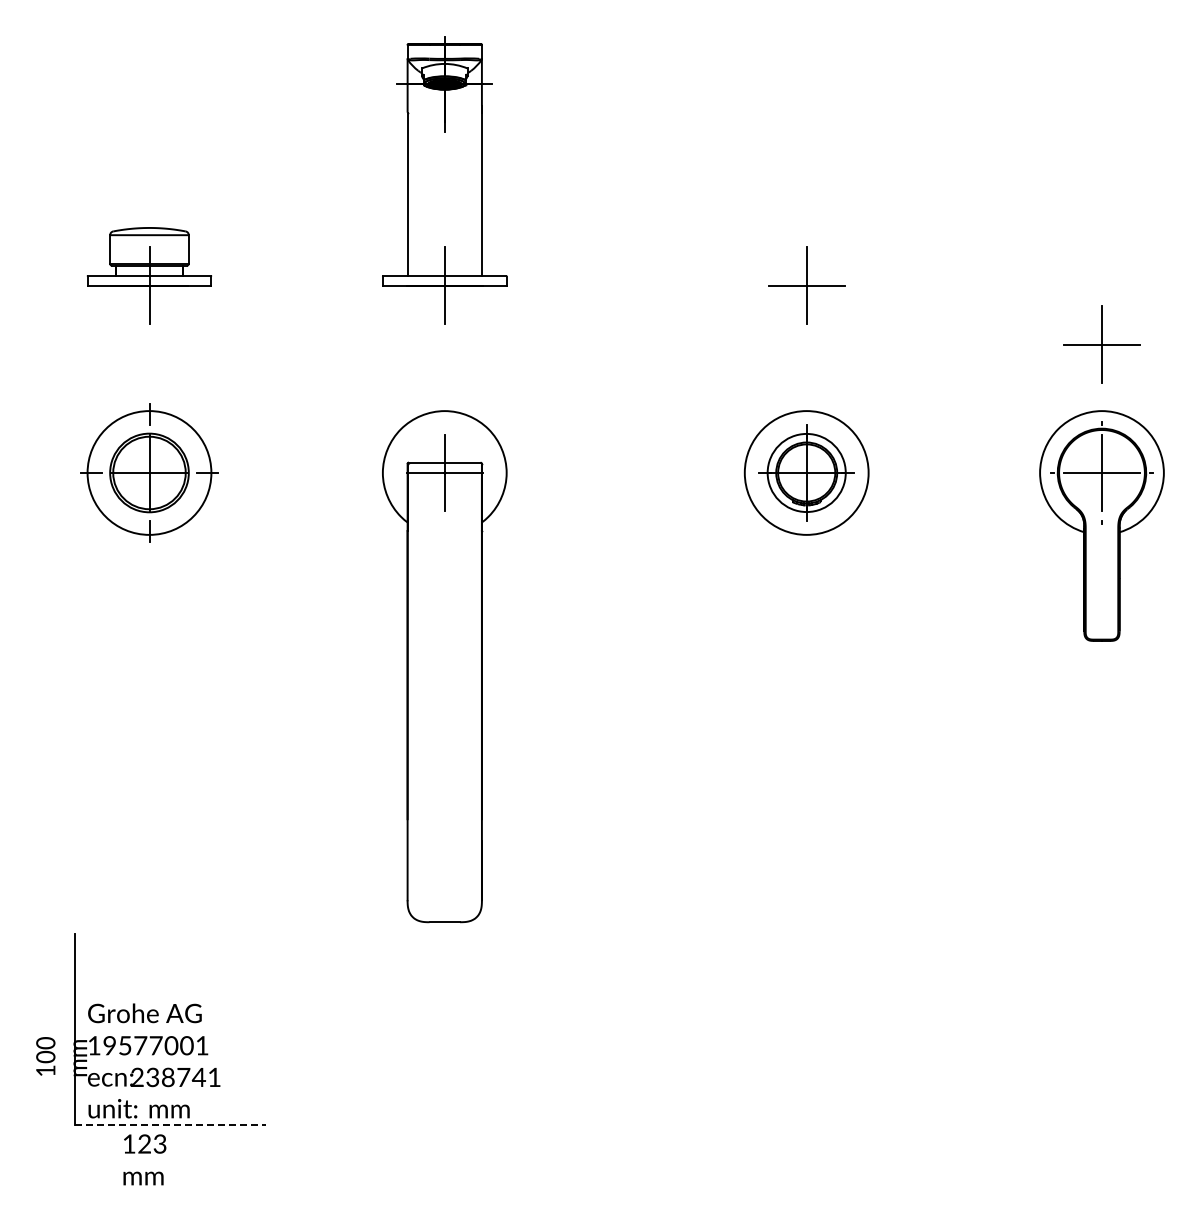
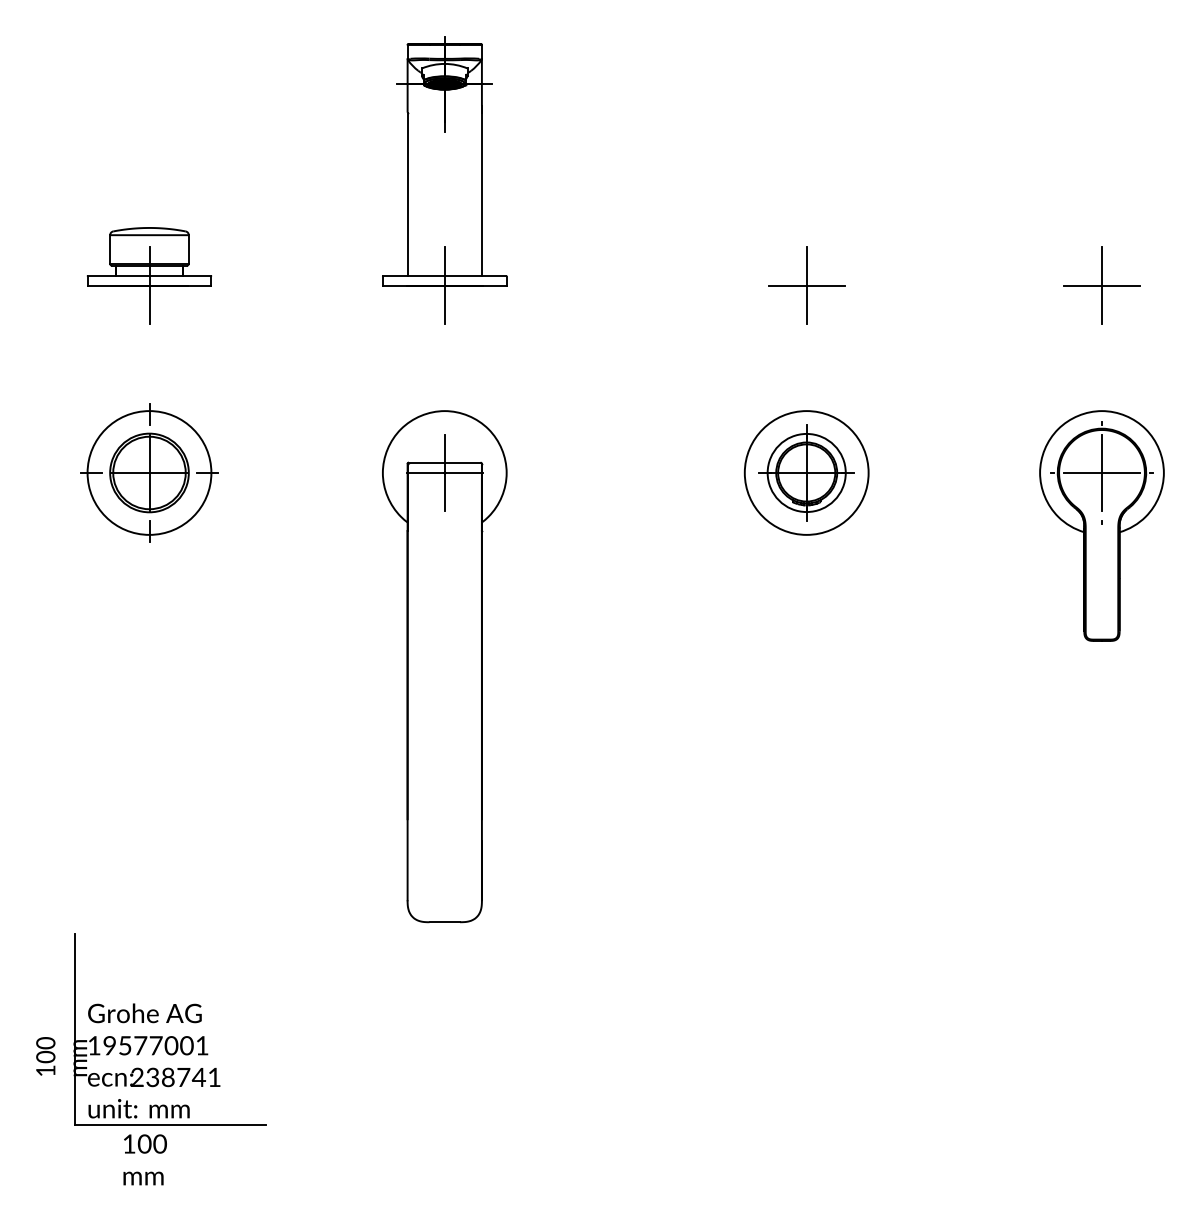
part position: (1101, 344) -> (1101, 285) (1101, 285)
line: dashed -> solid (171, 1124)
text: 123 -> 100 (151, 1143)
